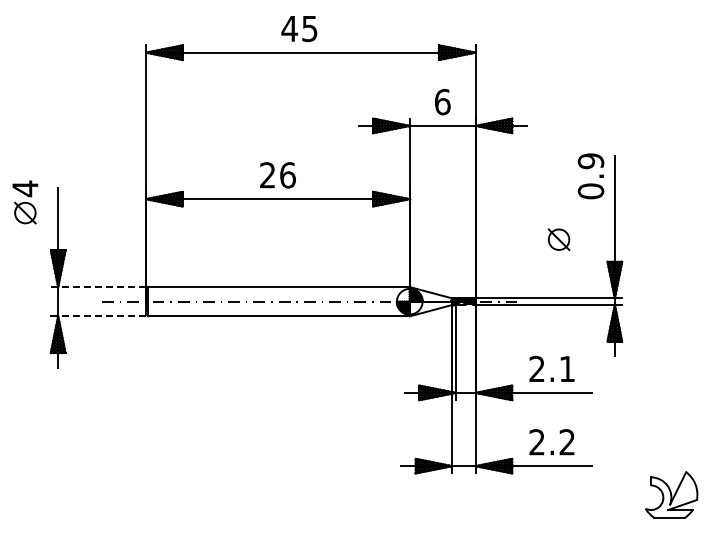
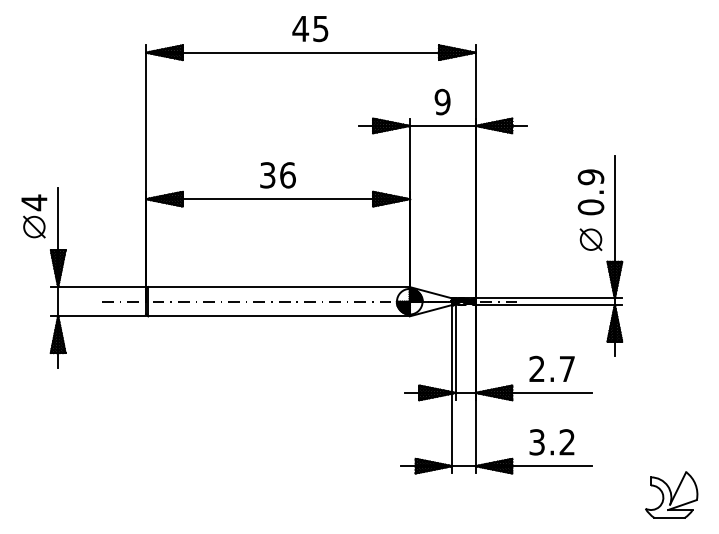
text position: (299, 29) -> (310, 29) (310, 29)
text: 6 -> 9 (442, 101)
text: 26 -> 36 (267, 175)
text position: (590, 176) -> (590, 192) (590, 192)
part position: (25, 202) -> (34, 216) (34, 216)
part position: (558, 239) -> (590, 239) (590, 239)
line: dashed -> solid (98, 287)
line: dashed -> solid (102, 316)
text: 2.1 -> 2.7 (567, 368)
text: 2.2 -> 3.2 (536, 442)
